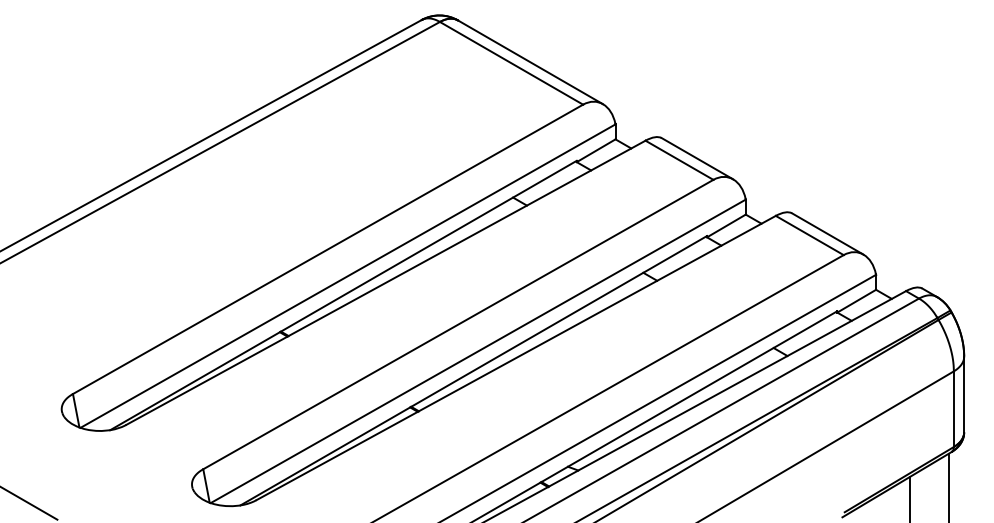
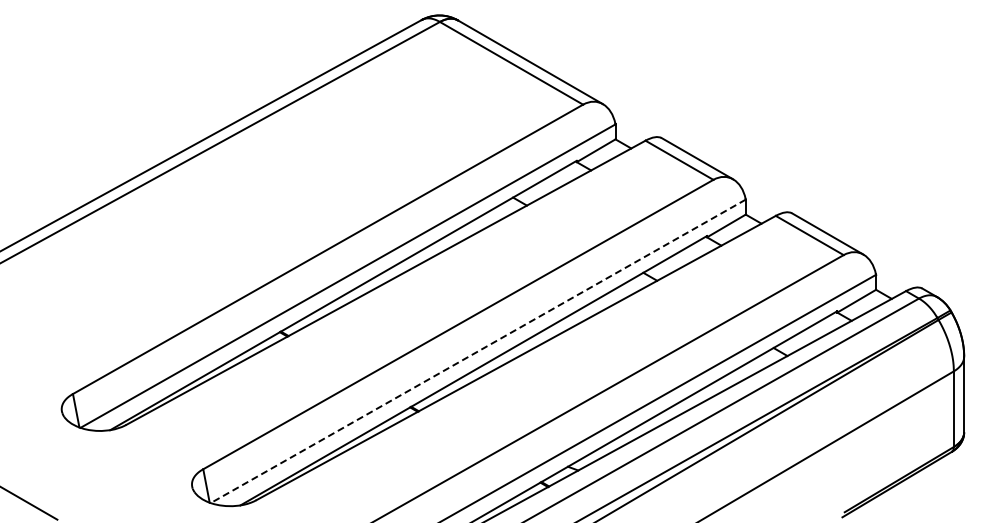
line: solid -> dashed (478, 351)
line: present -> none (948, 486)
line: present -> none (909, 498)
